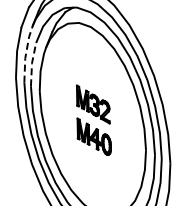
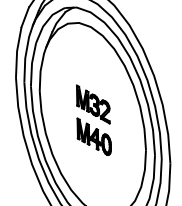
line: dashed -> solid (26, 53)
line: dashed -> solid (31, 64)
